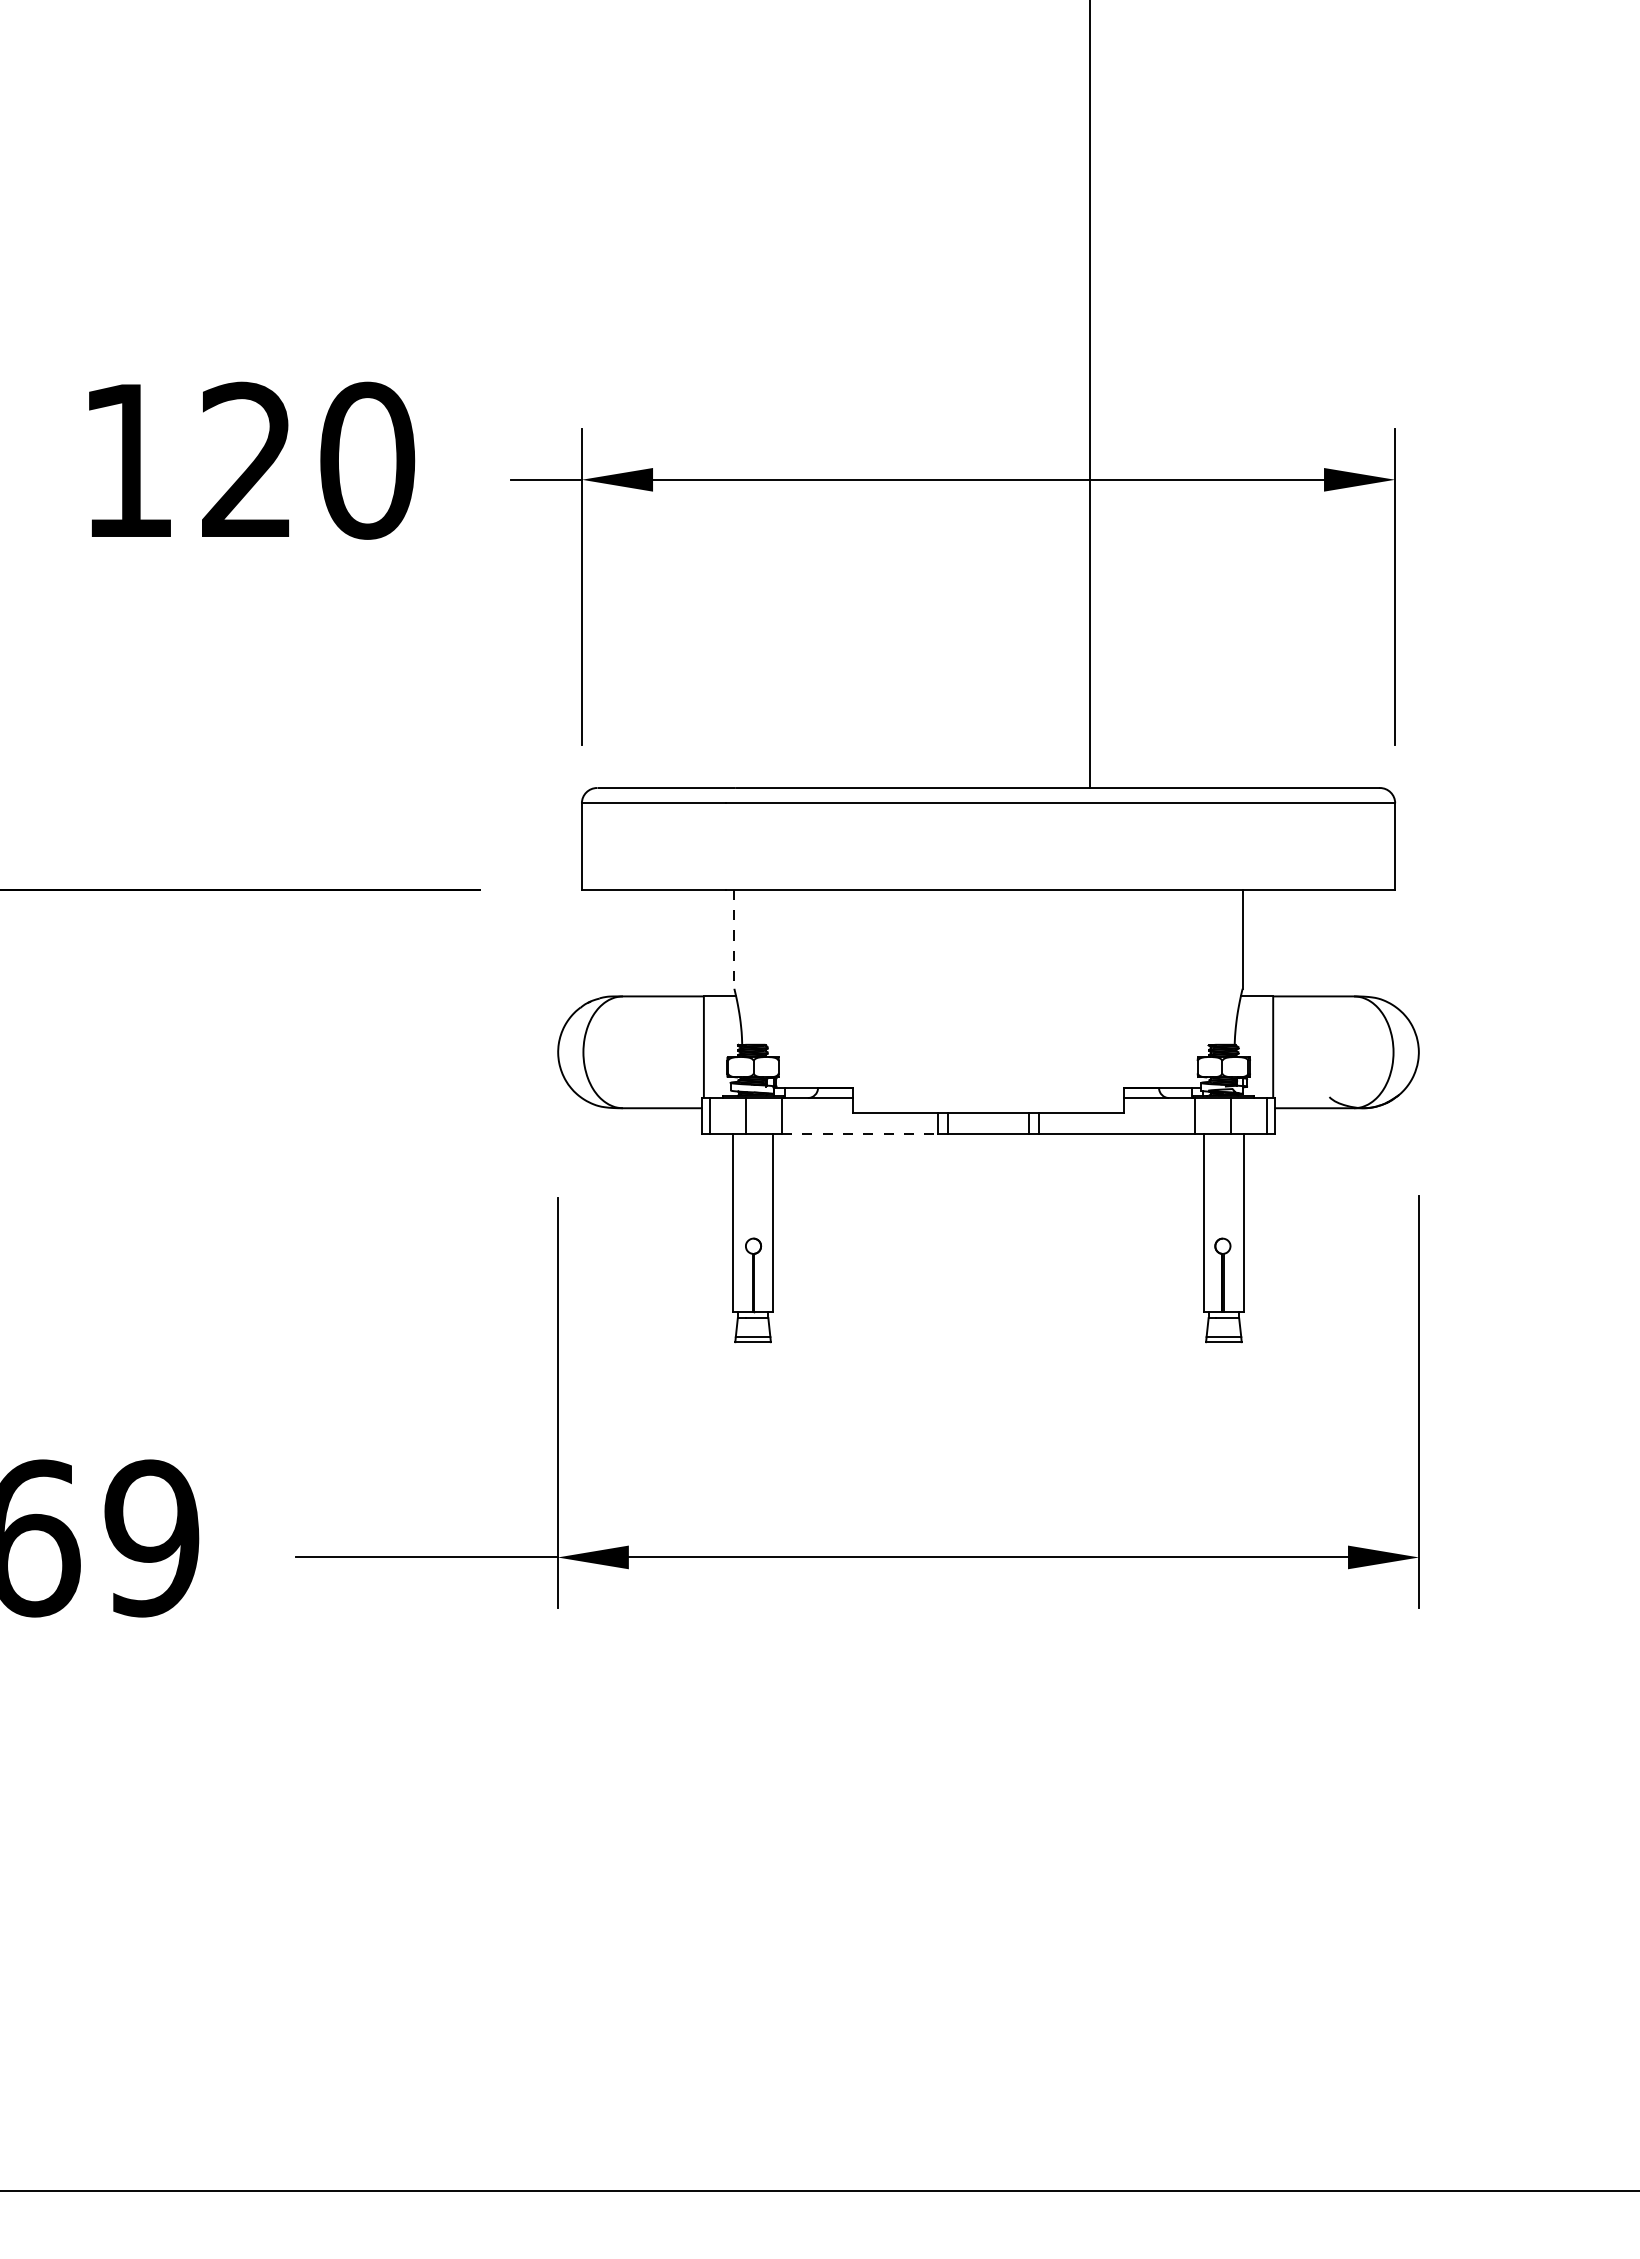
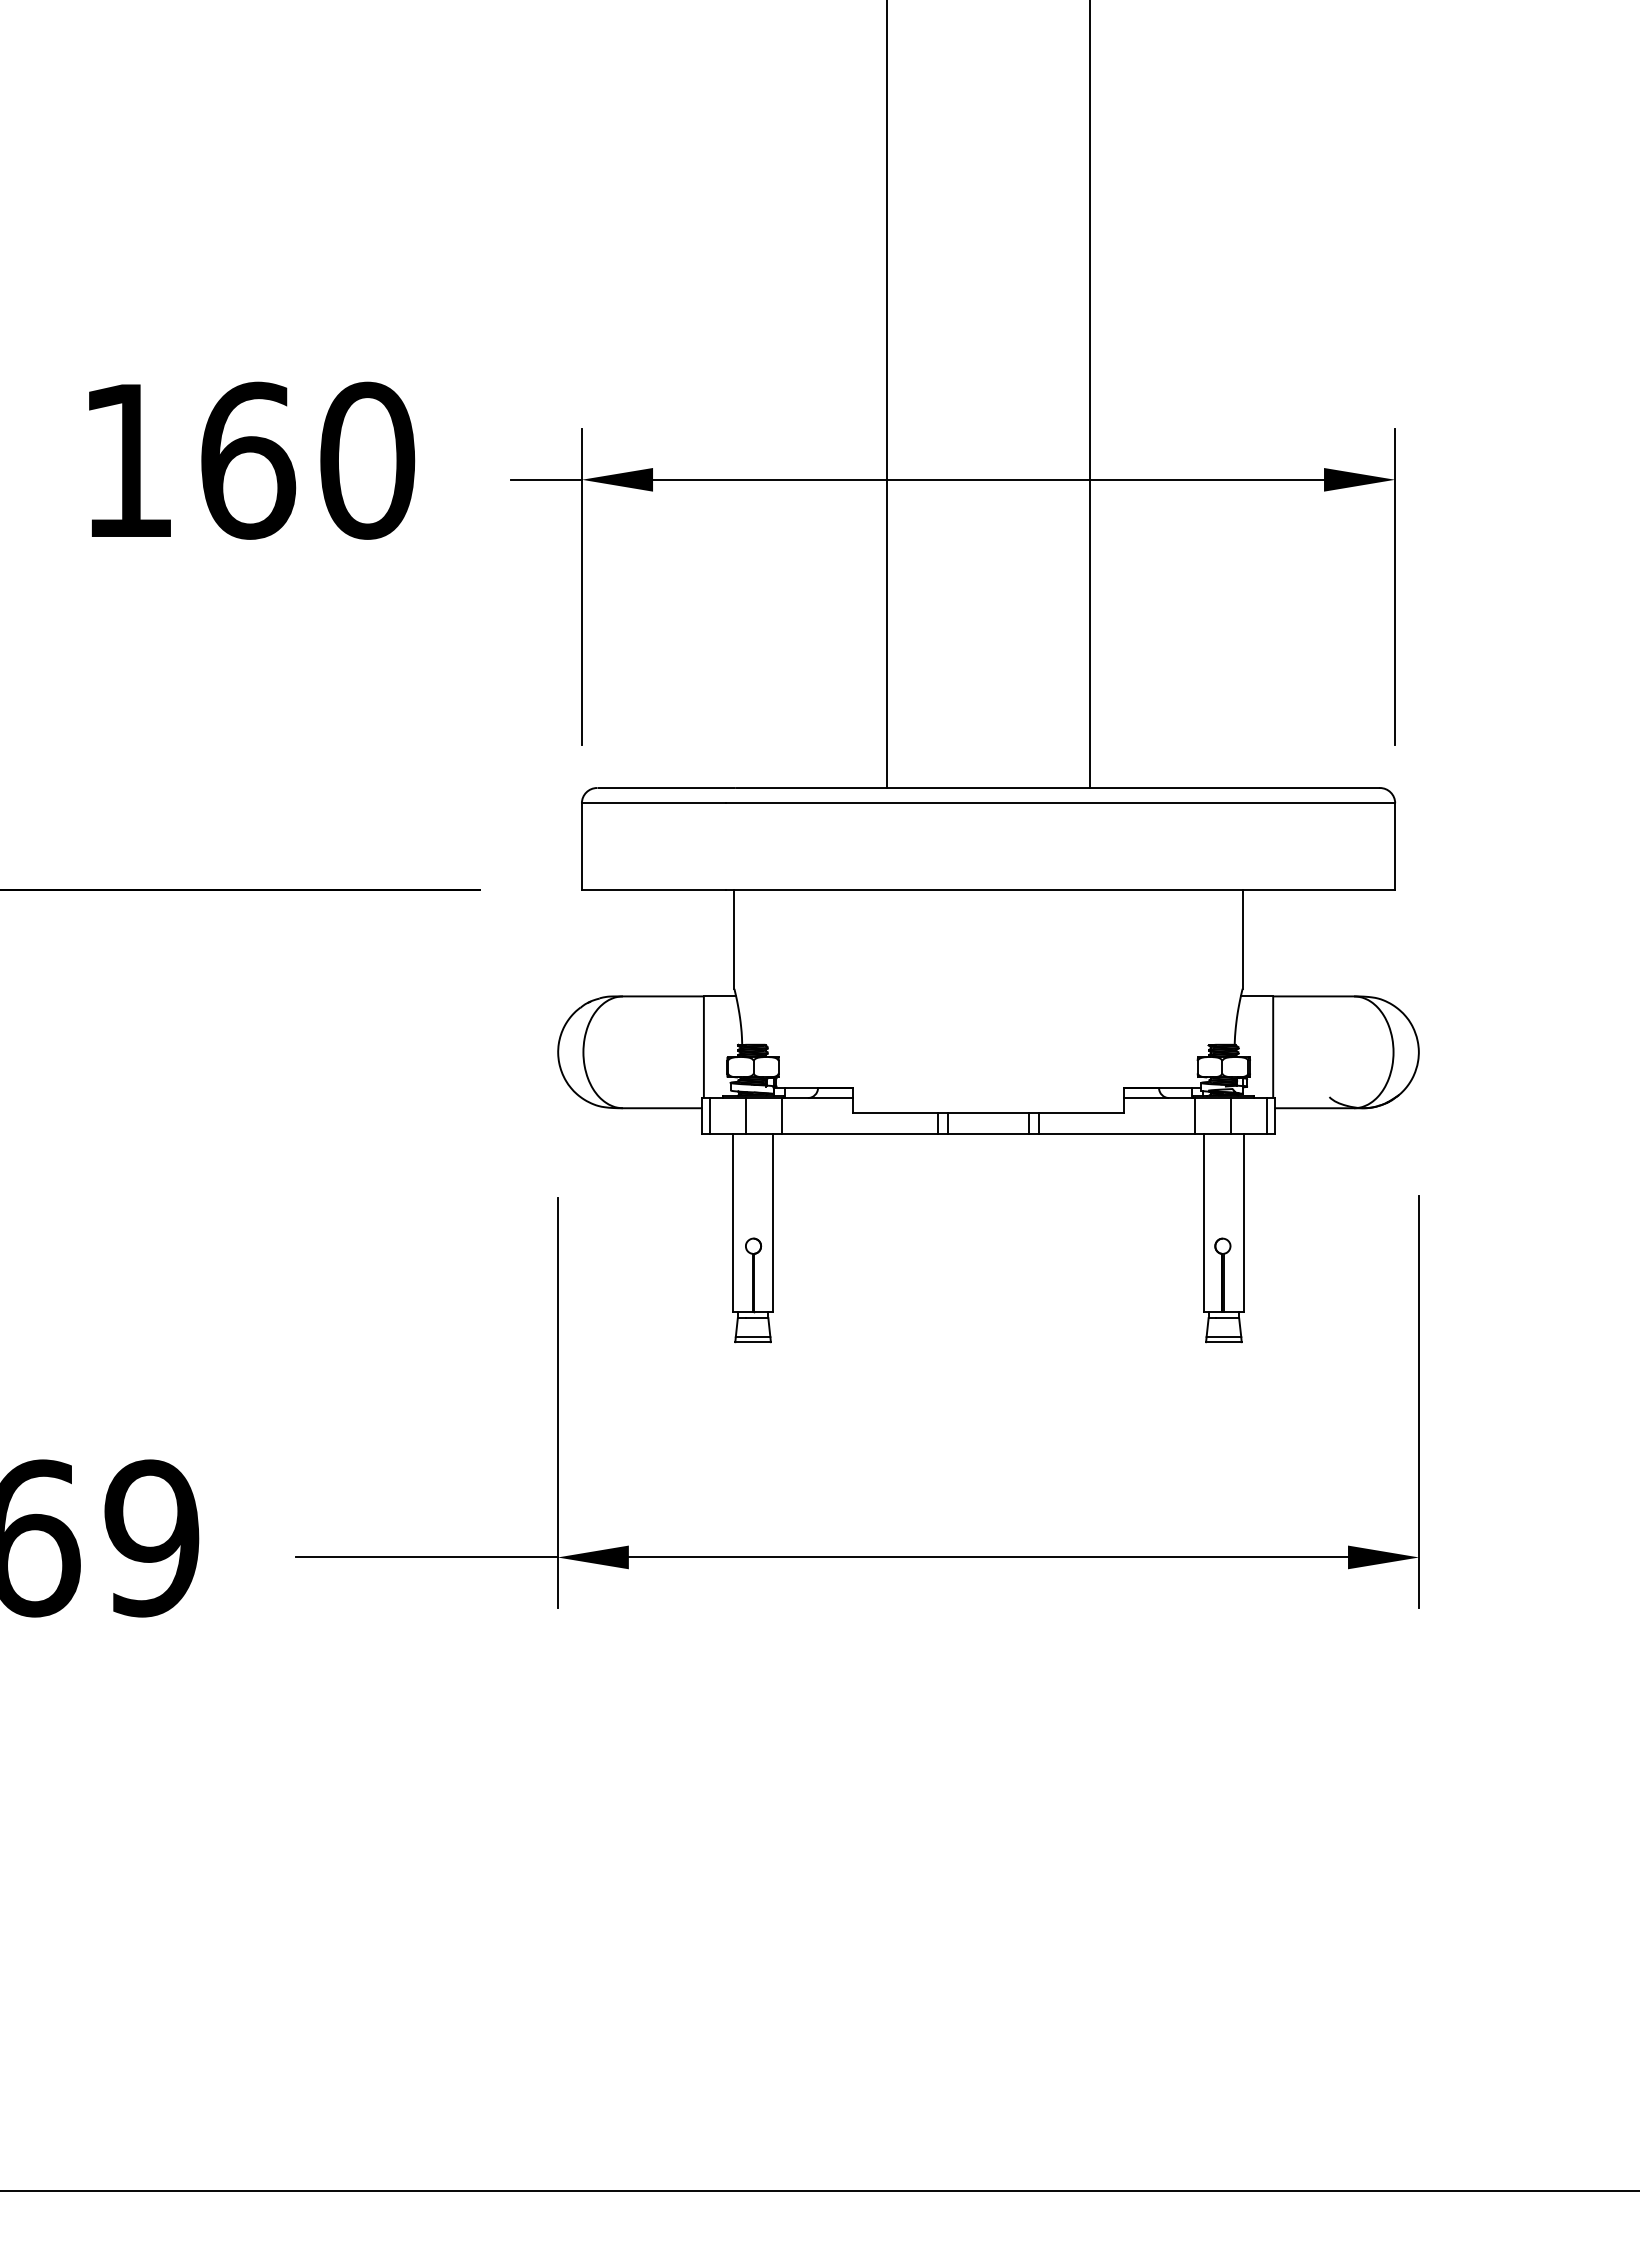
line: none -> present (886, 395)
text: 120 -> 160 (248, 460)
line: dashed -> solid (734, 939)
line: dashed -> solid (859, 1133)
